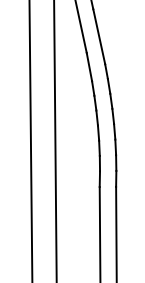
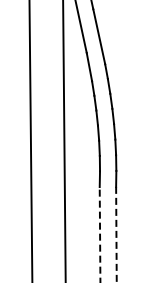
line position: (55, 140) -> (64, 140) (64, 140)
line: solid -> dashed (100, 234)
line: solid -> dashed (116, 234)
